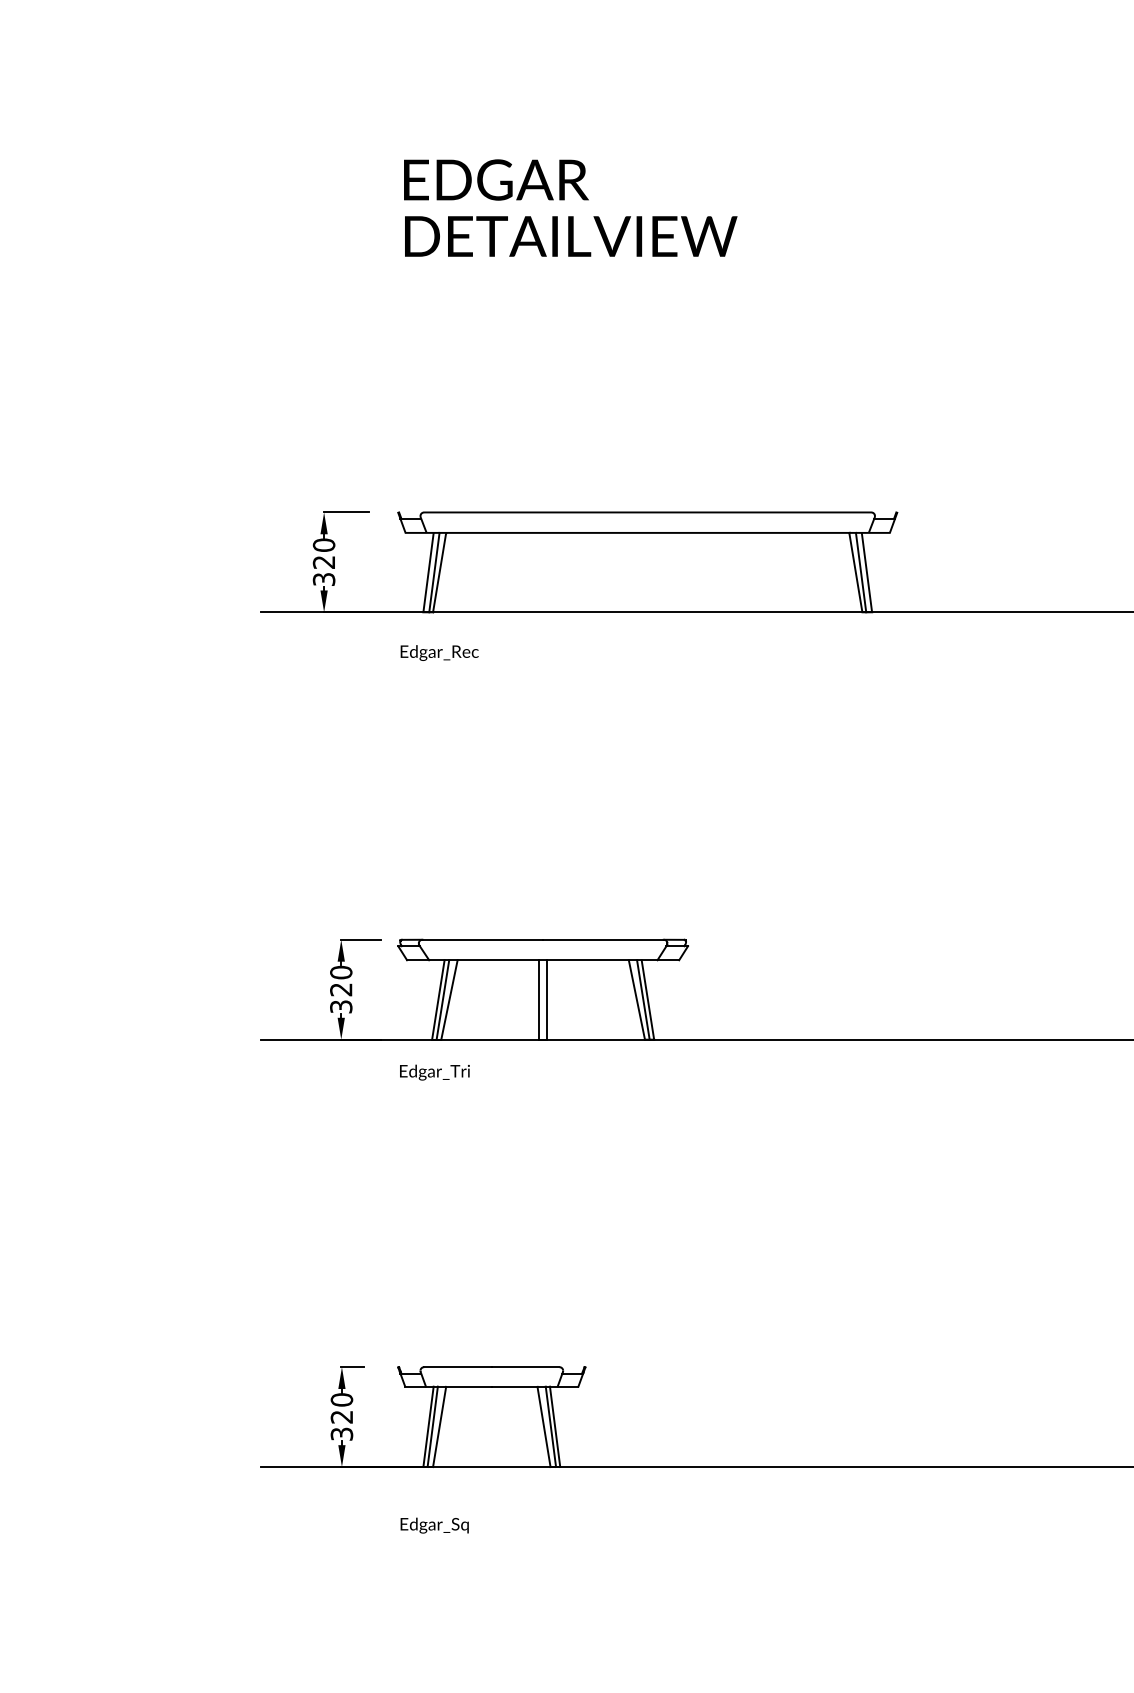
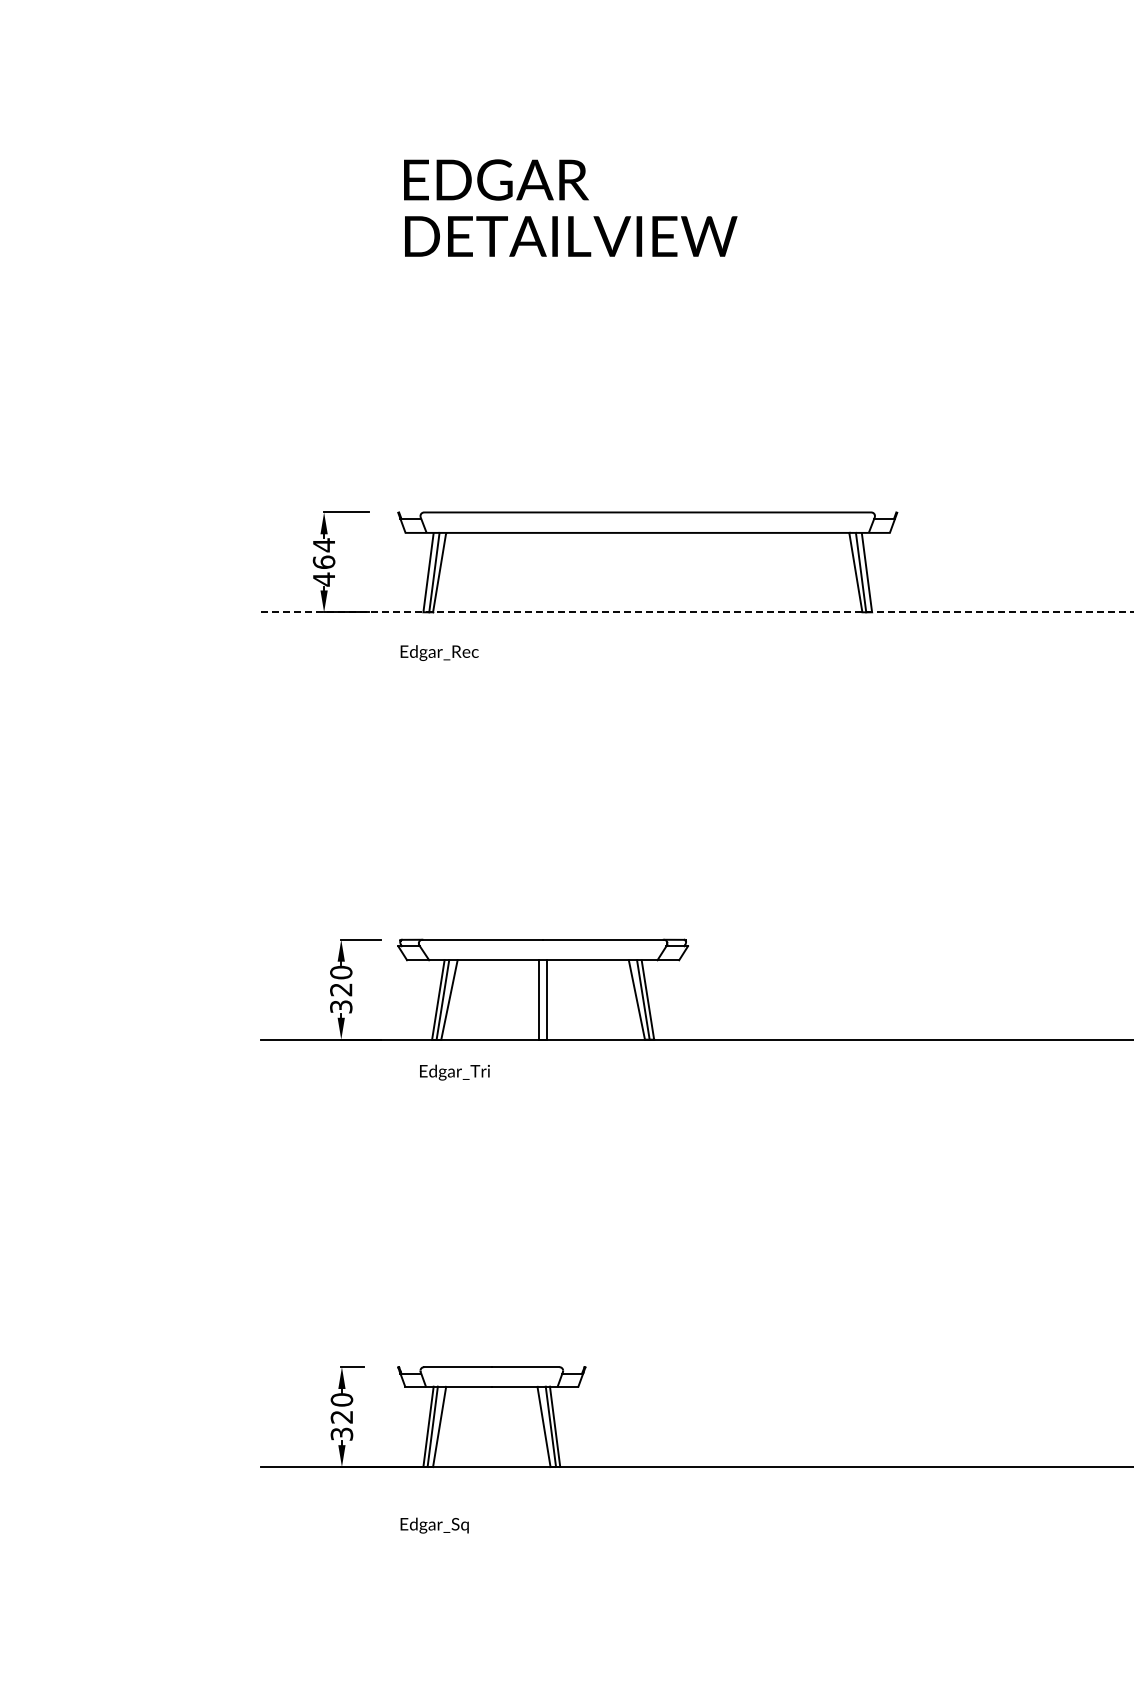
text: 320 -> 464 (323, 562)
line: solid -> dashed (697, 612)
text position: (434, 1072) -> (454, 1072) (454, 1072)
